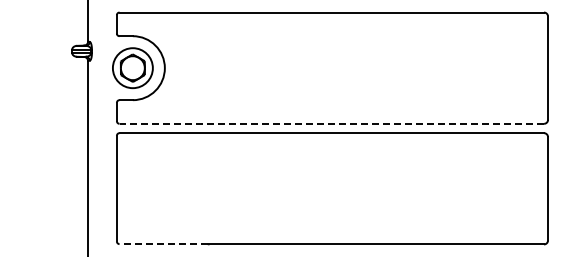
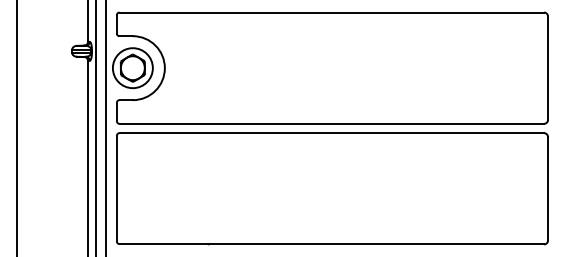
line: dashed -> solid (331, 123)
line: none -> present (16, 127)
line: none -> present (95, 127)
line: none -> present (106, 127)
line: dashed -> solid (163, 244)
